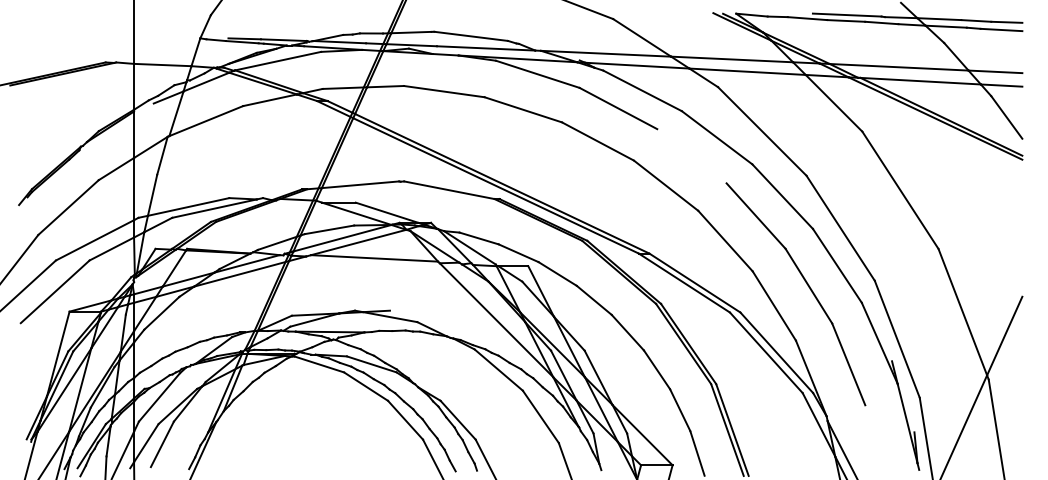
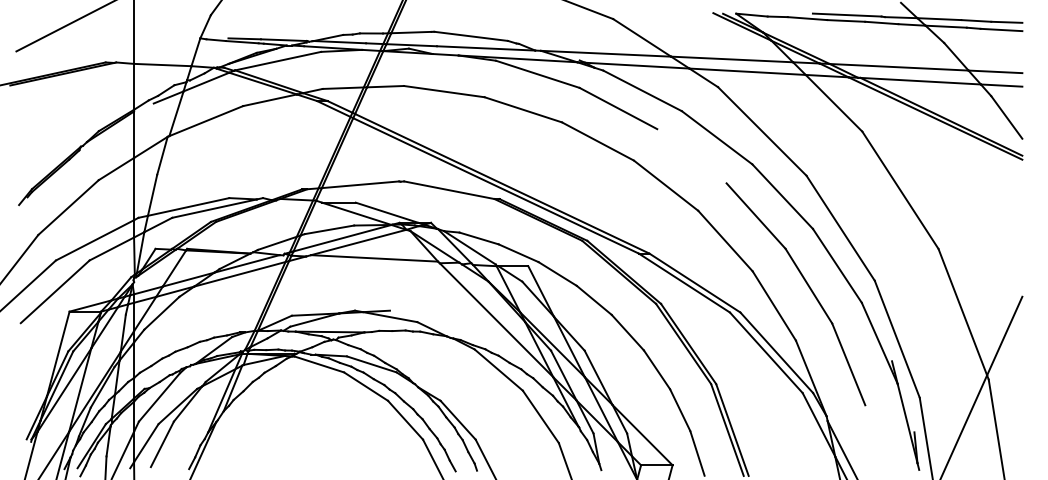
line: none -> present (64, 26)
